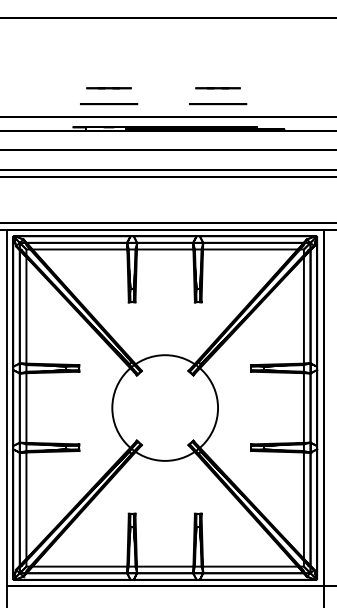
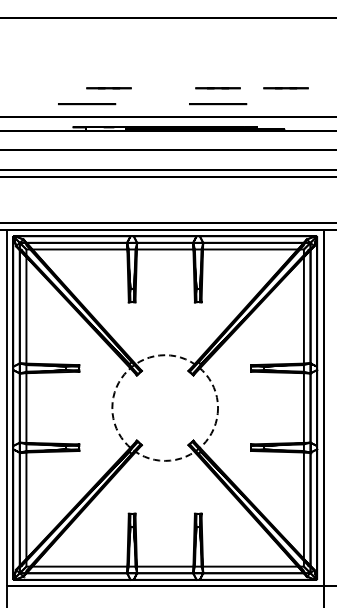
line: none -> present (285, 88)
circle position: (109, 104) -> (87, 104) (87, 104)
circle: solid -> dashed (165, 407)
